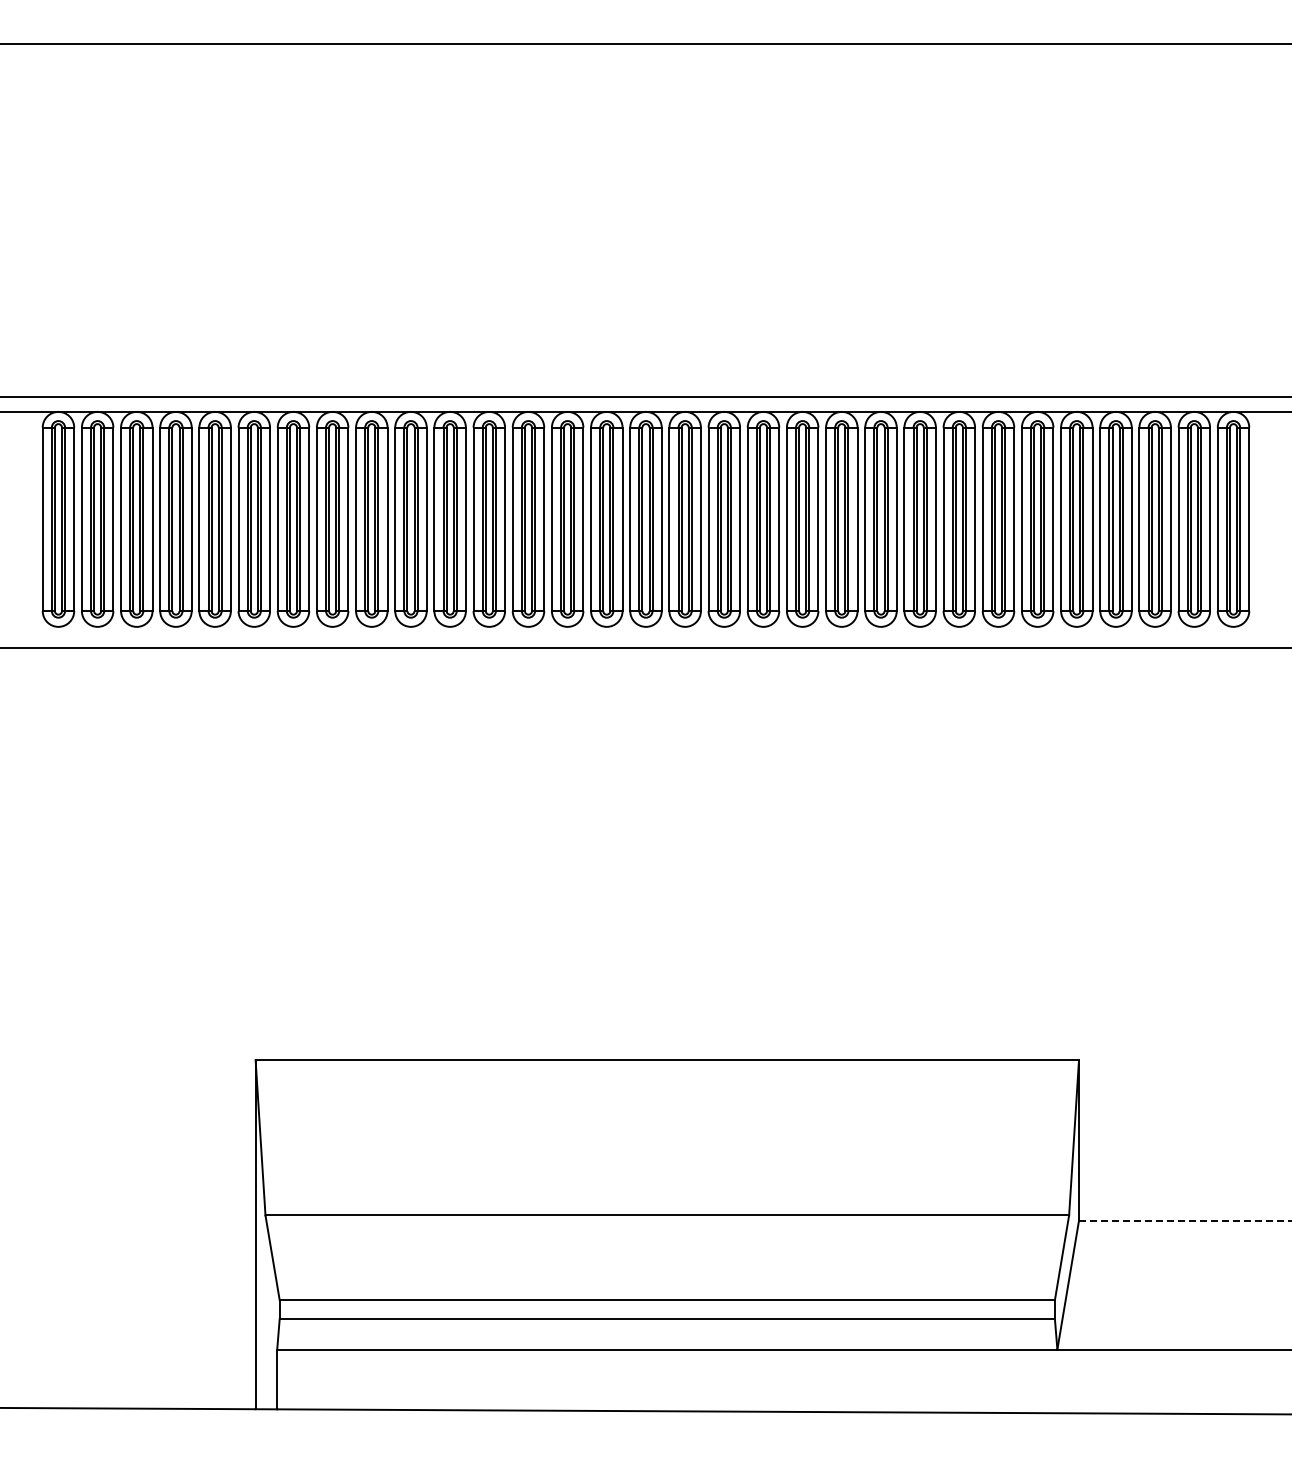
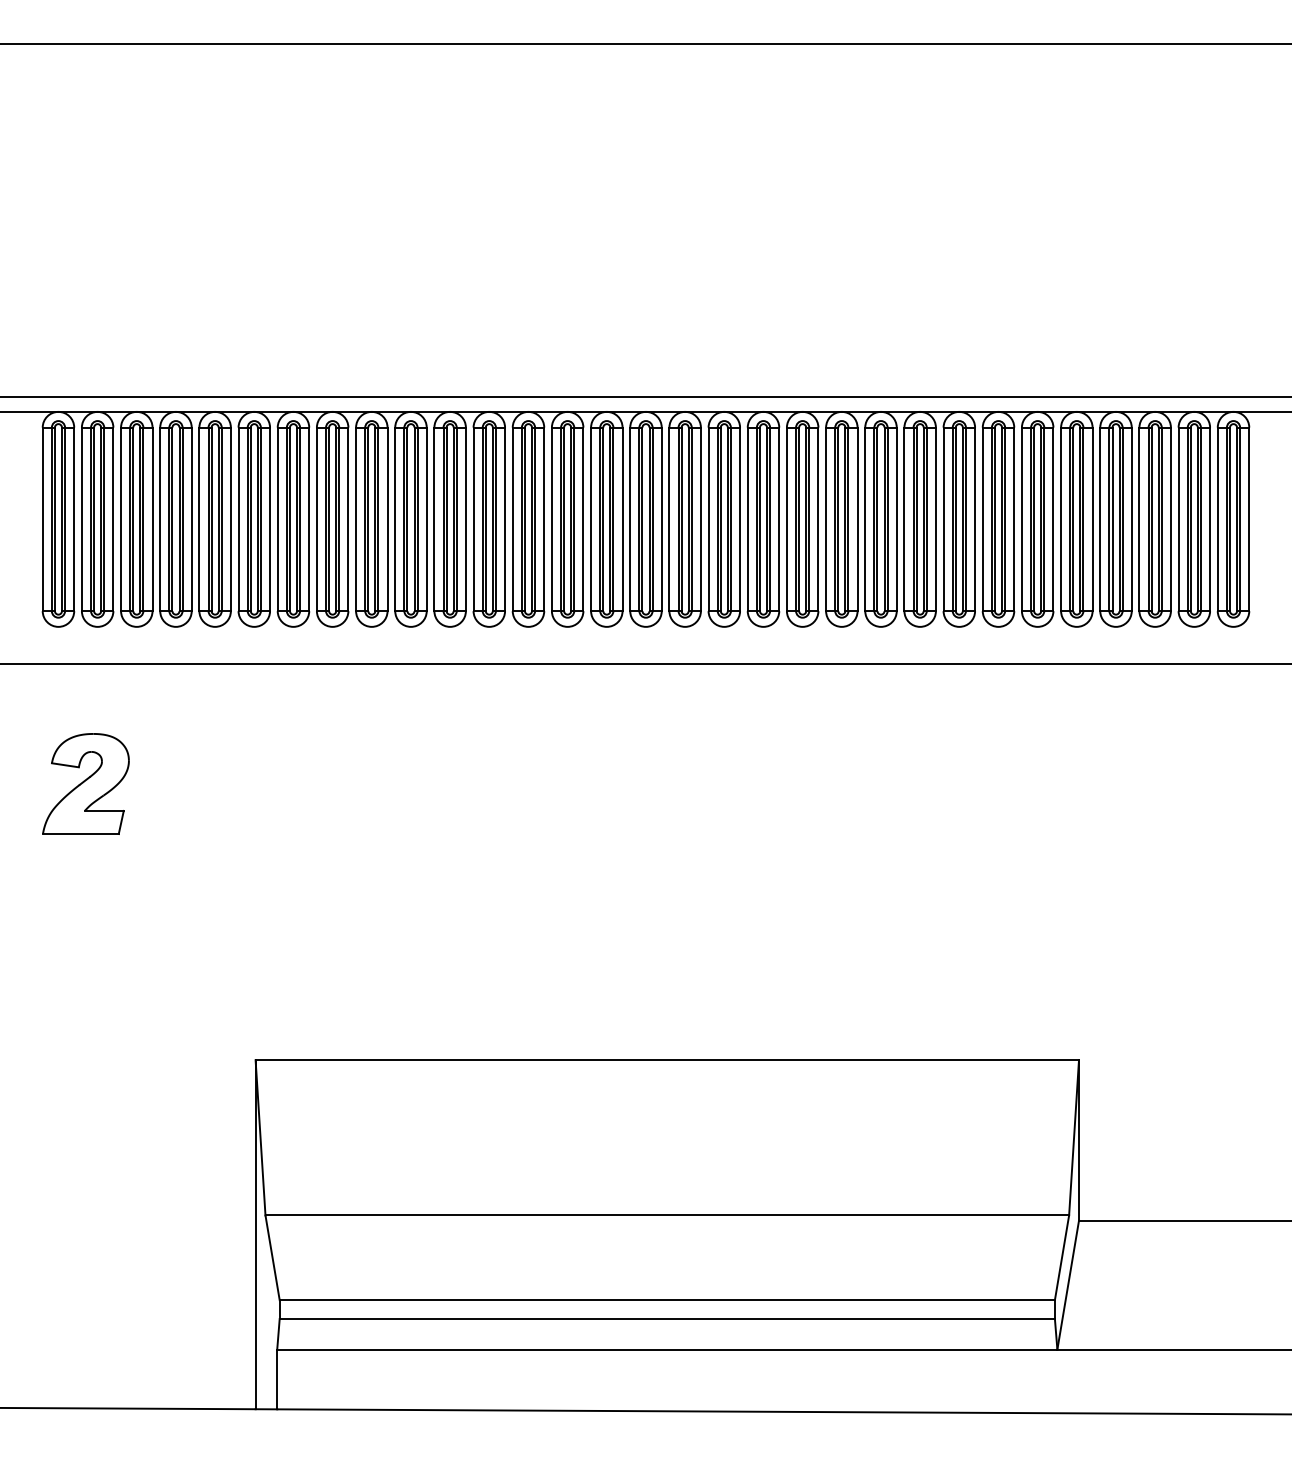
line position: (645, 647) -> (645, 663) (645, 663)
part: none -> present (85, 783)
line: dashed -> solid (1185, 1220)
